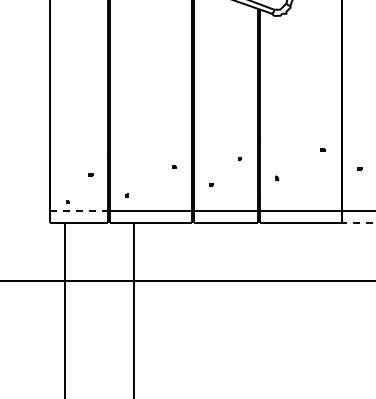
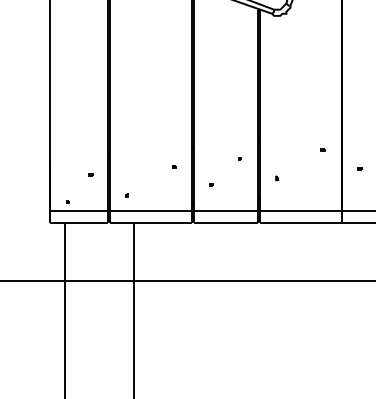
line: dashed -> solid (78, 210)
line: dashed -> solid (358, 223)
